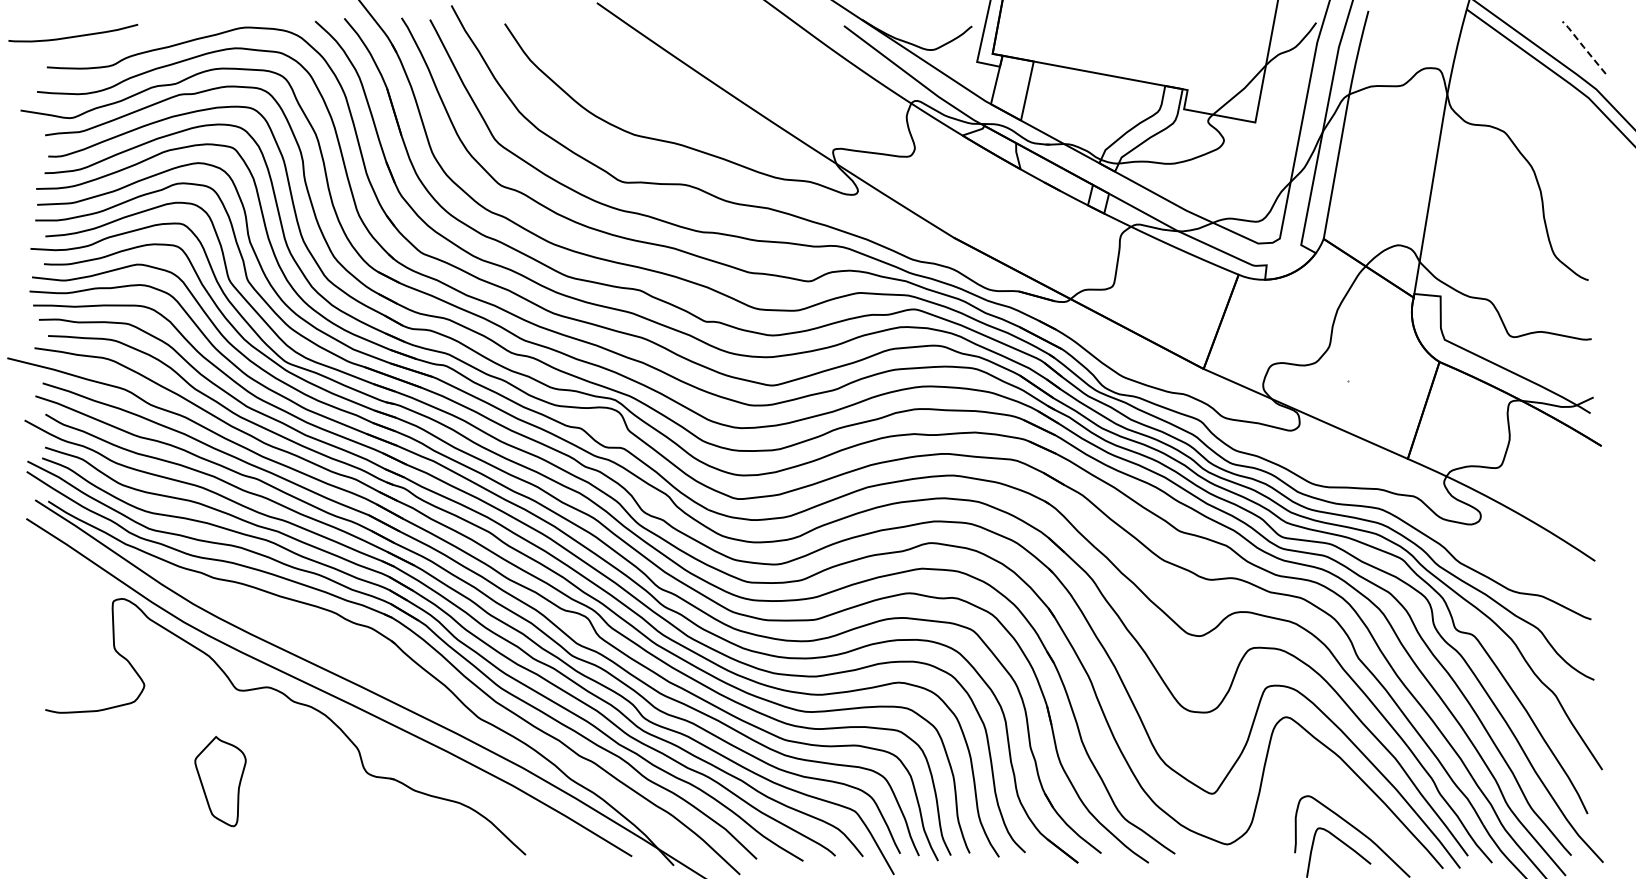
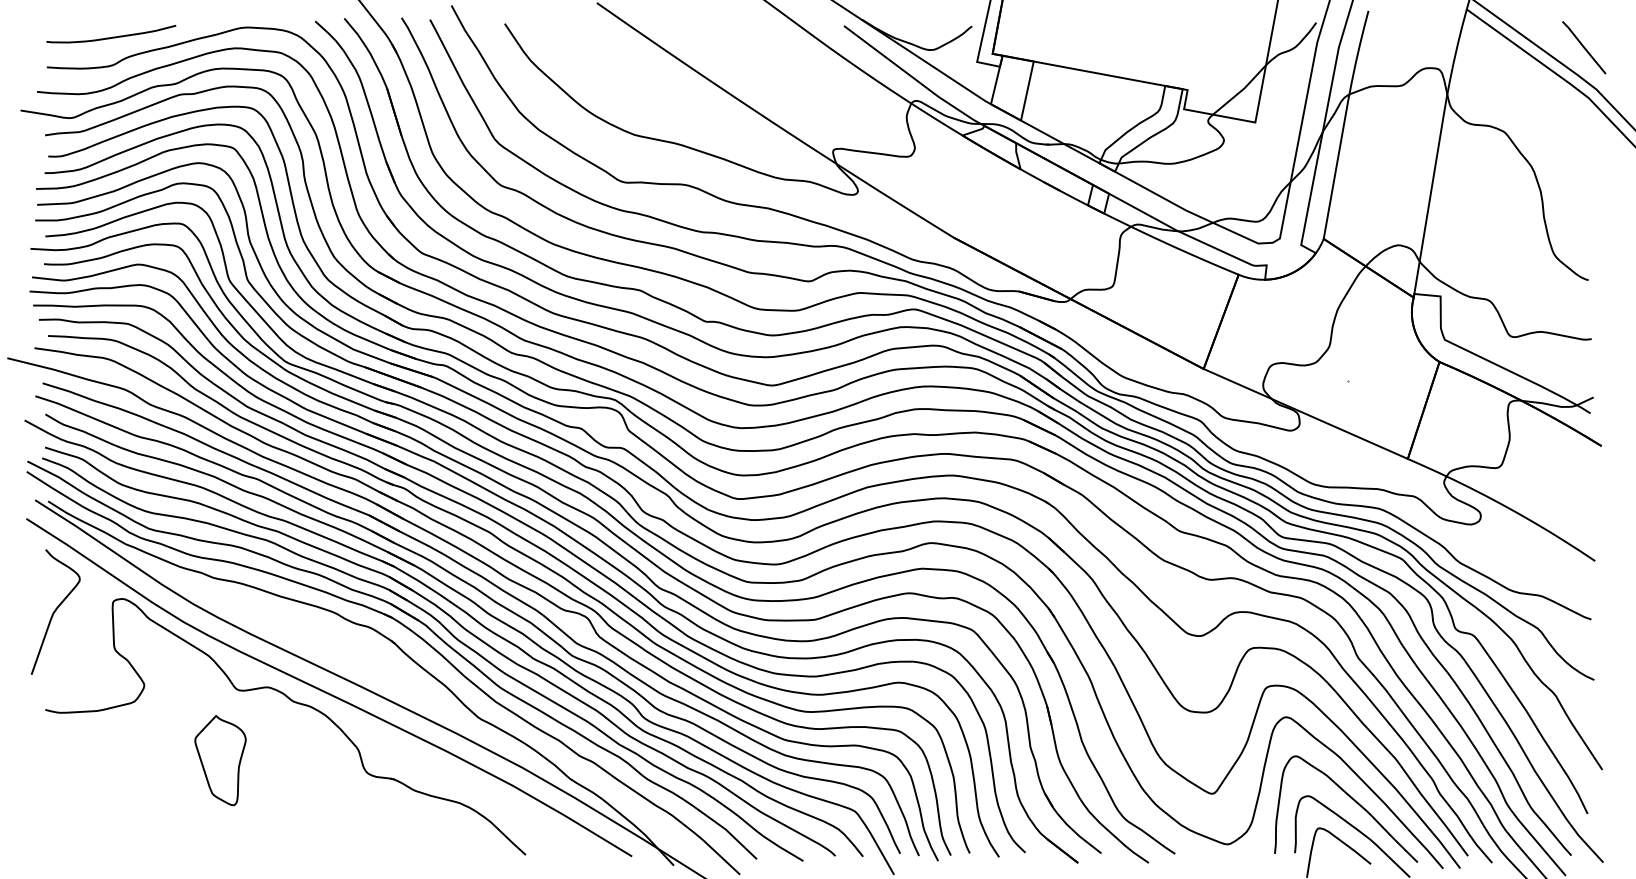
curve position: (74, 35) -> (112, 36) (112, 36)
line: dashed -> solid (1583, 47)
curve: none -> present (55, 611)
part position: (220, 781) -> (220, 760) (220, 760)
curve: none -> present (1353, 800)
